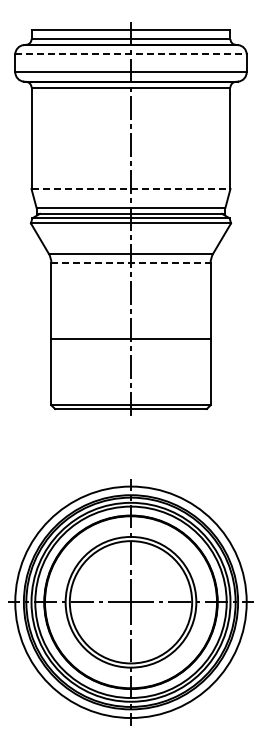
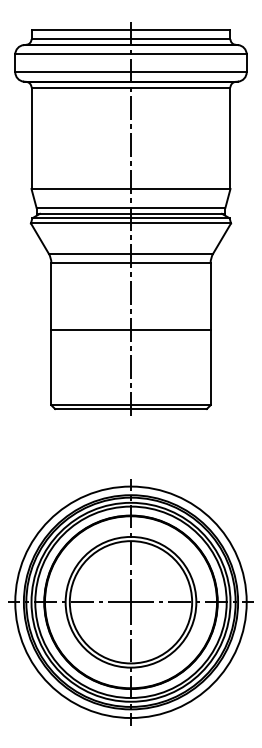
line: dashed -> solid (131, 54)
line: dashed -> solid (131, 189)
line: dashed -> solid (131, 263)
line position: (130, 338) -> (130, 329) (130, 329)
